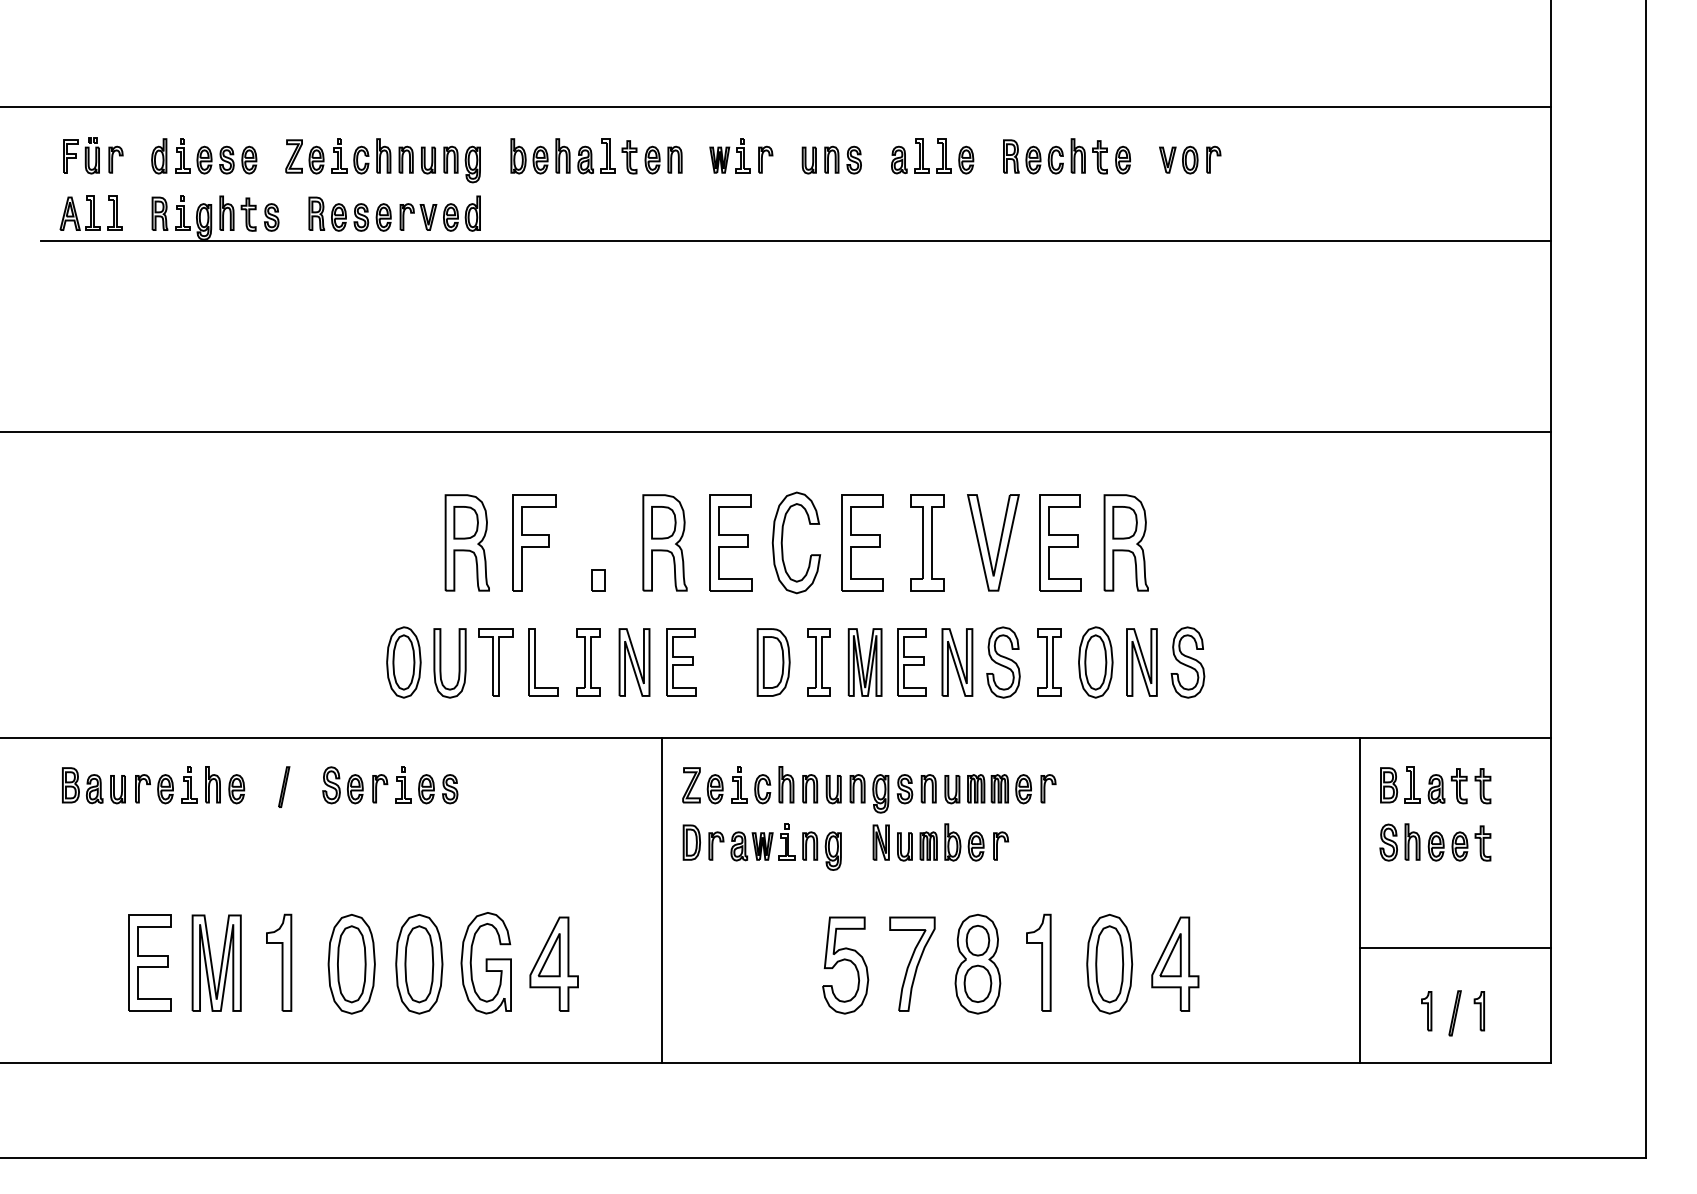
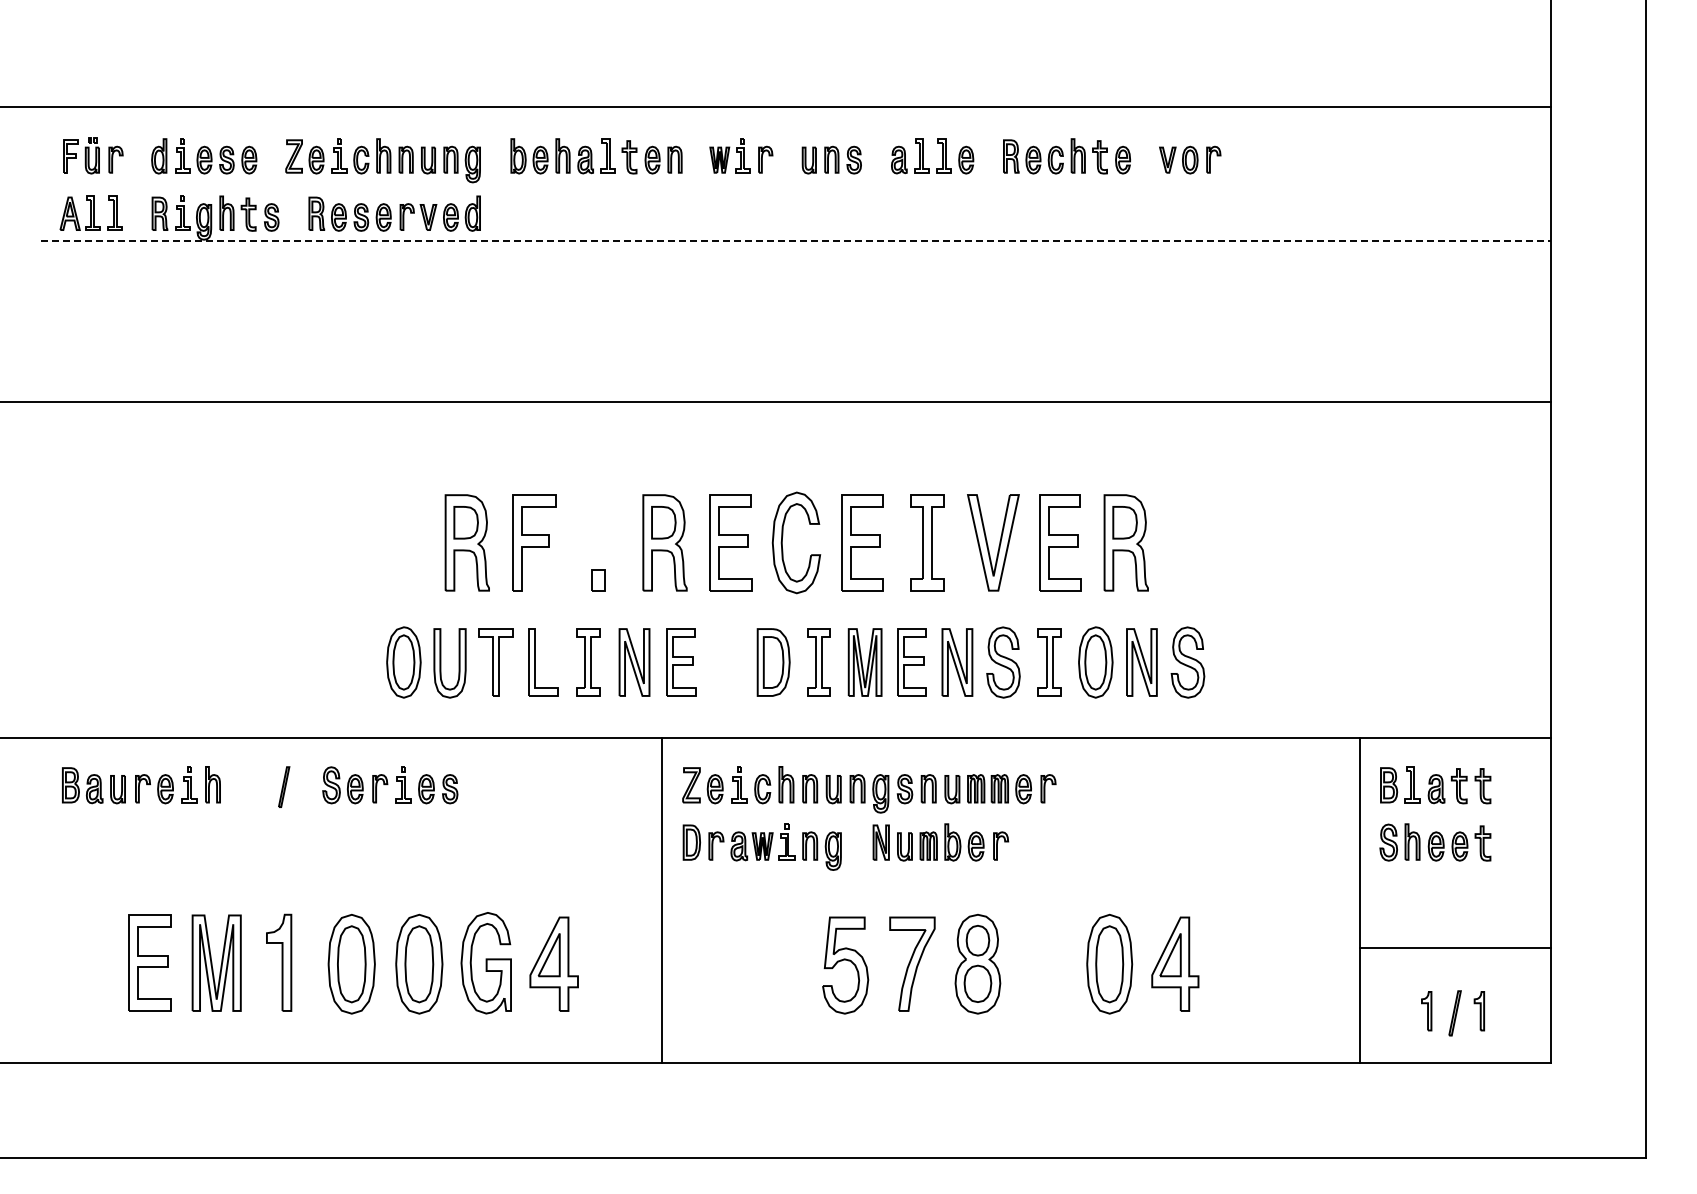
line: solid -> dashed (795, 241)
line position: (776, 432) -> (776, 402) (776, 402)
part: present -> none (236, 789)
part: present -> none (1038, 962)
